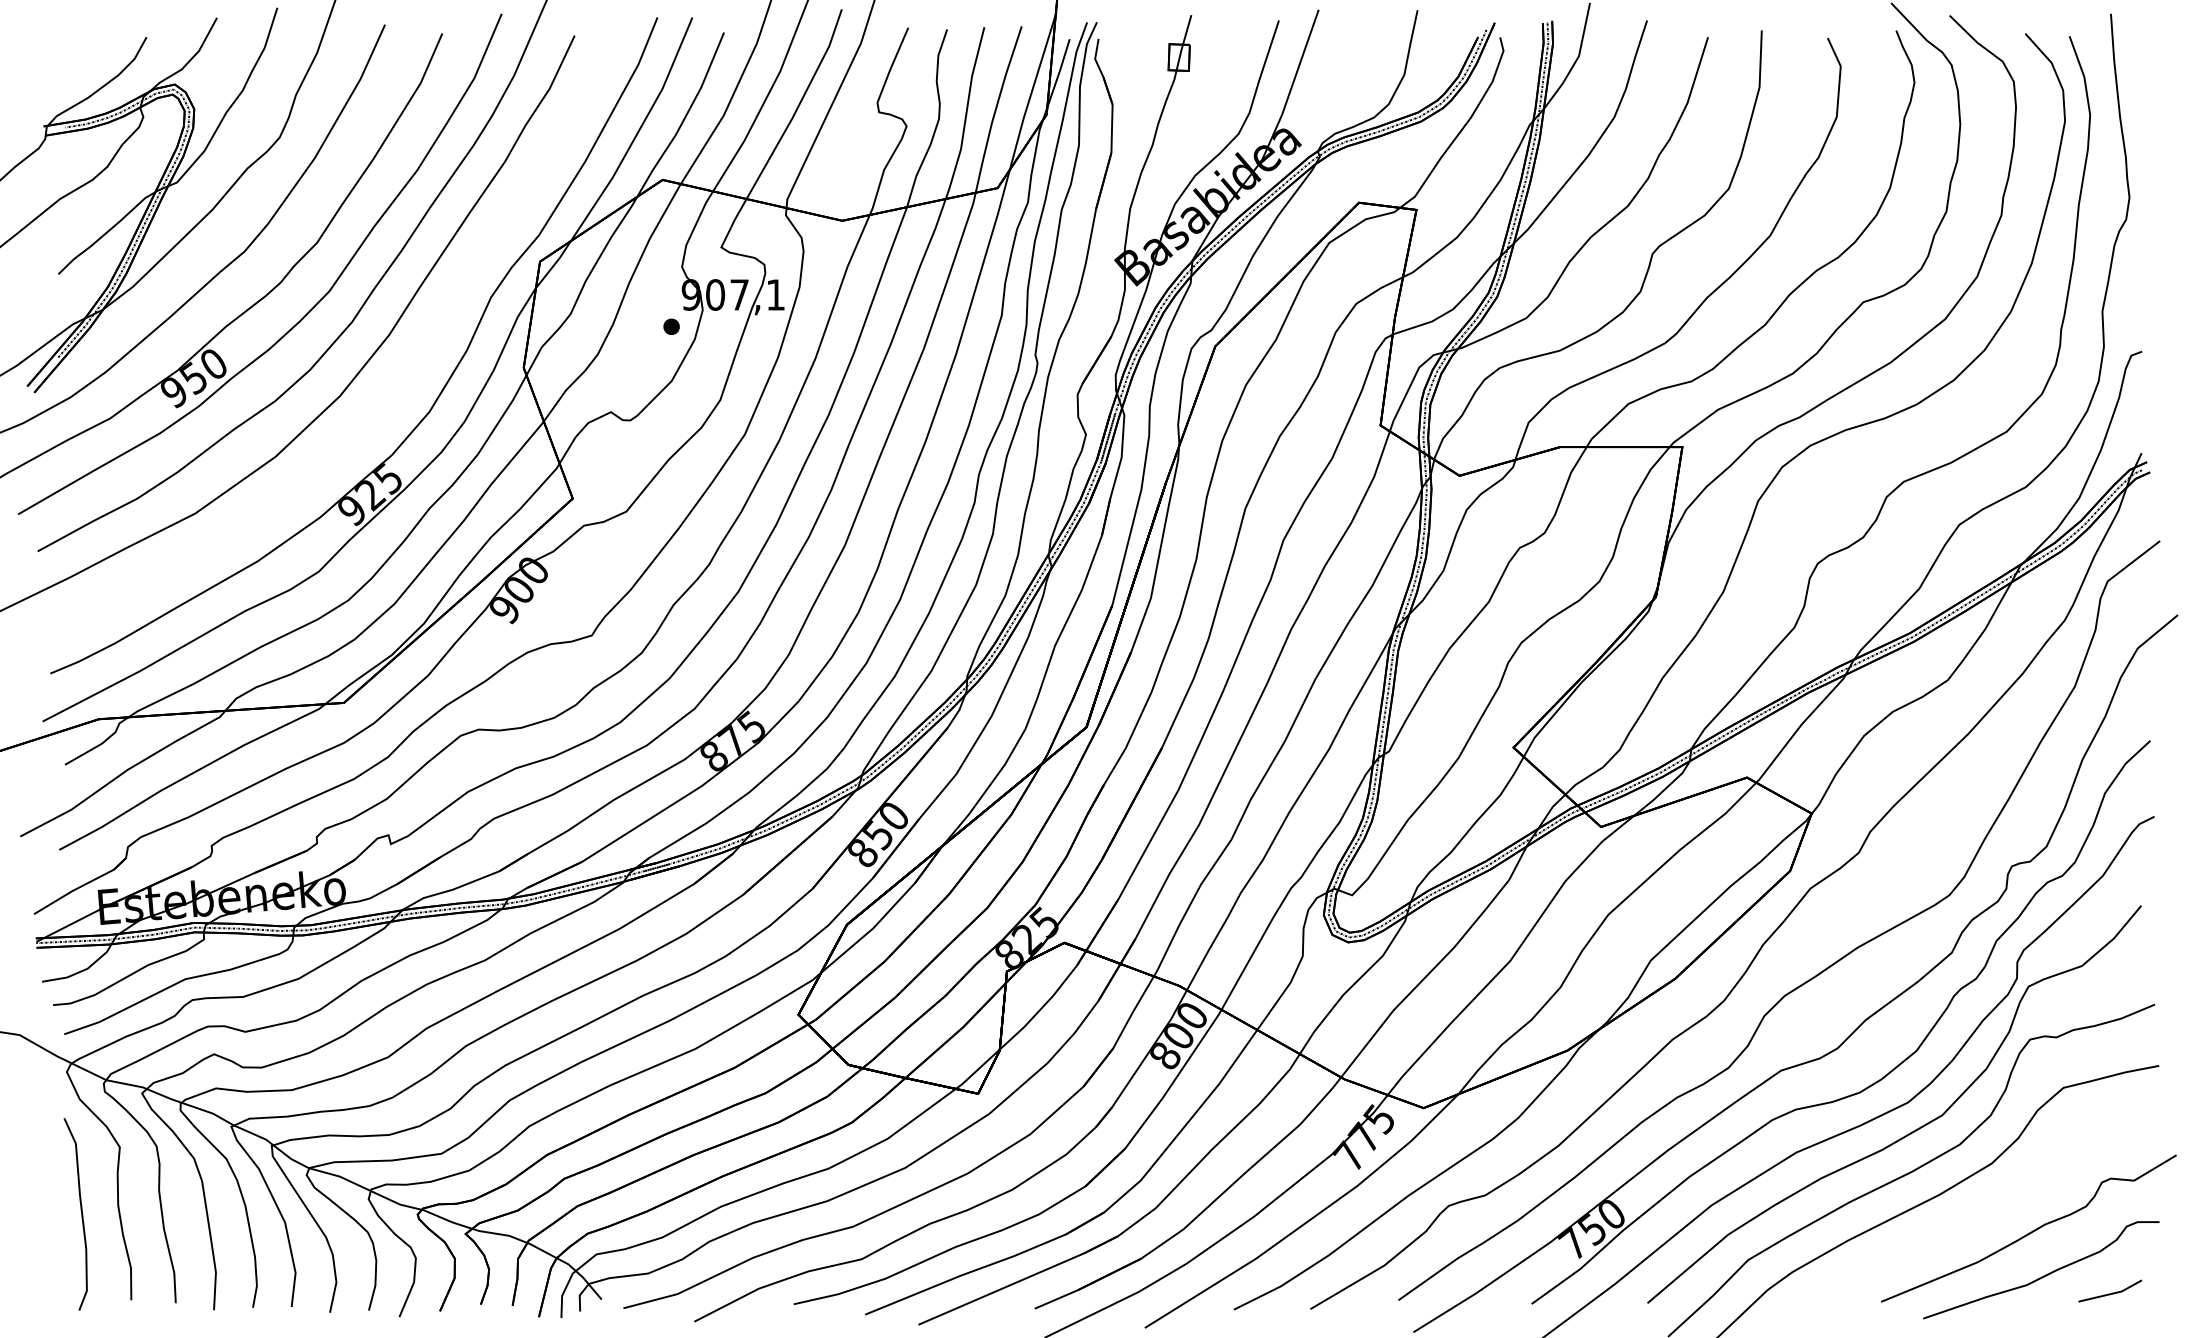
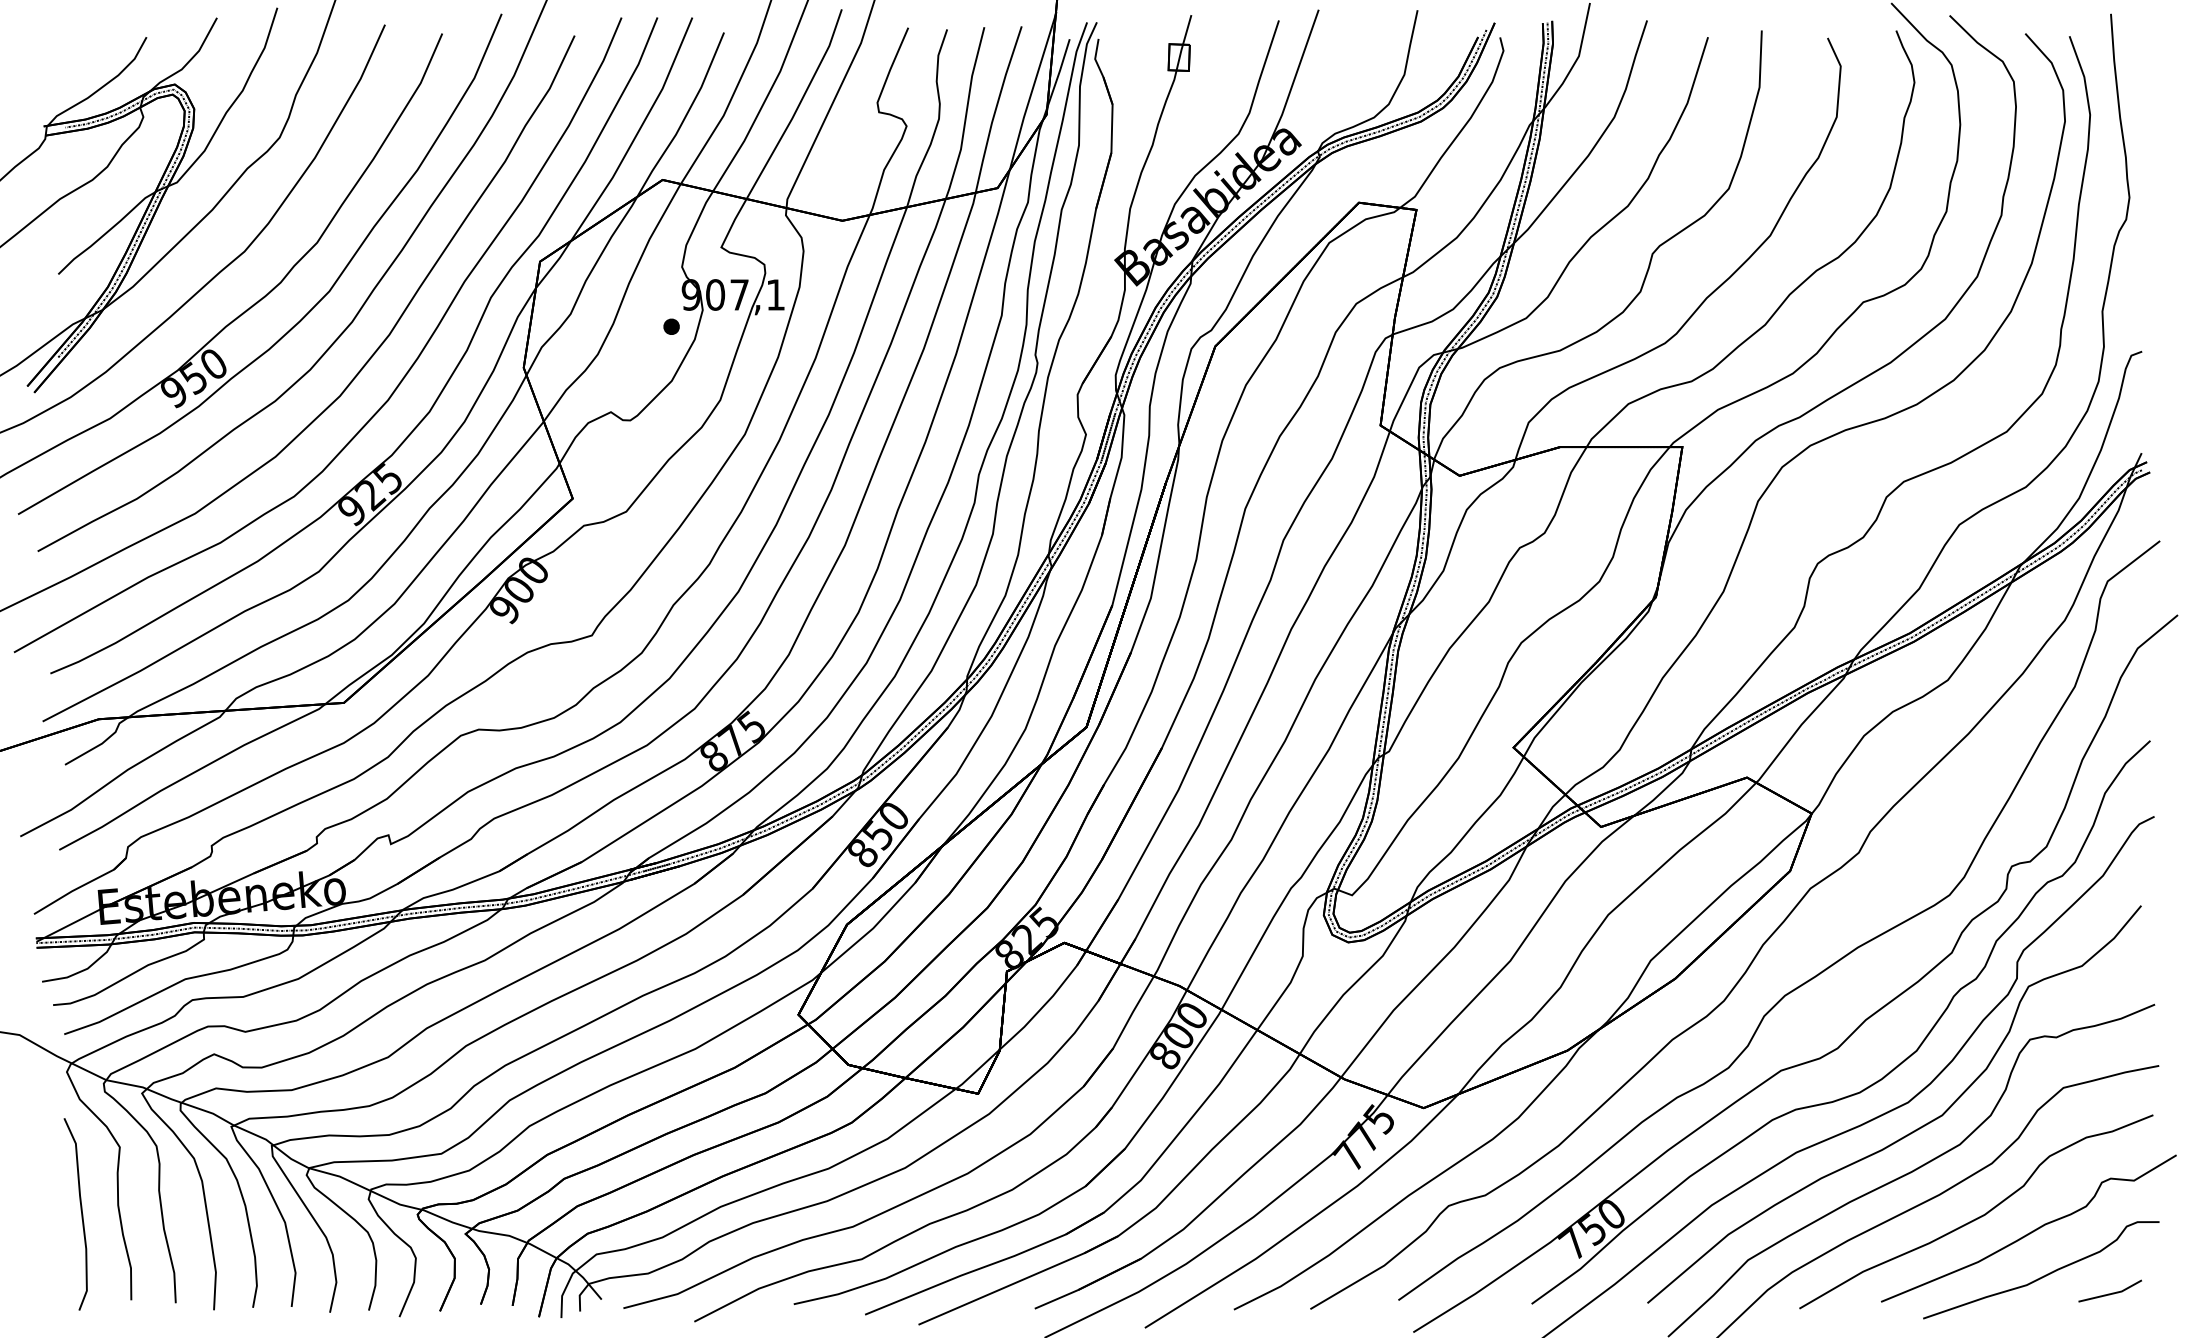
curve: none -> present (395, 387)
part: none -> present (1976, 1211)
